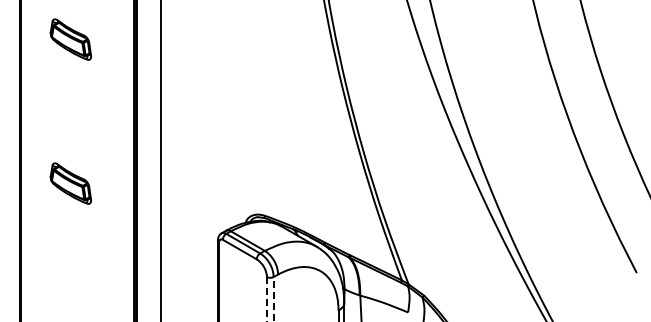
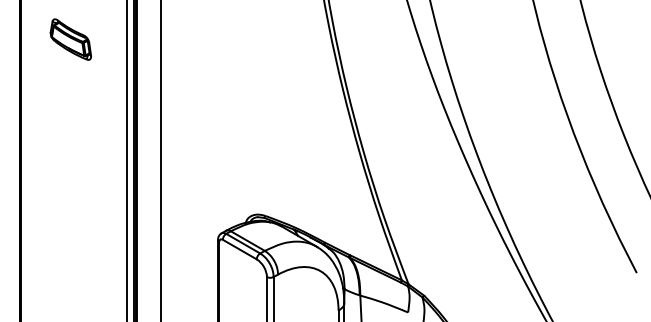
line: none -> present (127, 160)
part: present -> none (70, 183)
line: dashed -> solid (273, 298)
line: dashed -> solid (266, 299)
